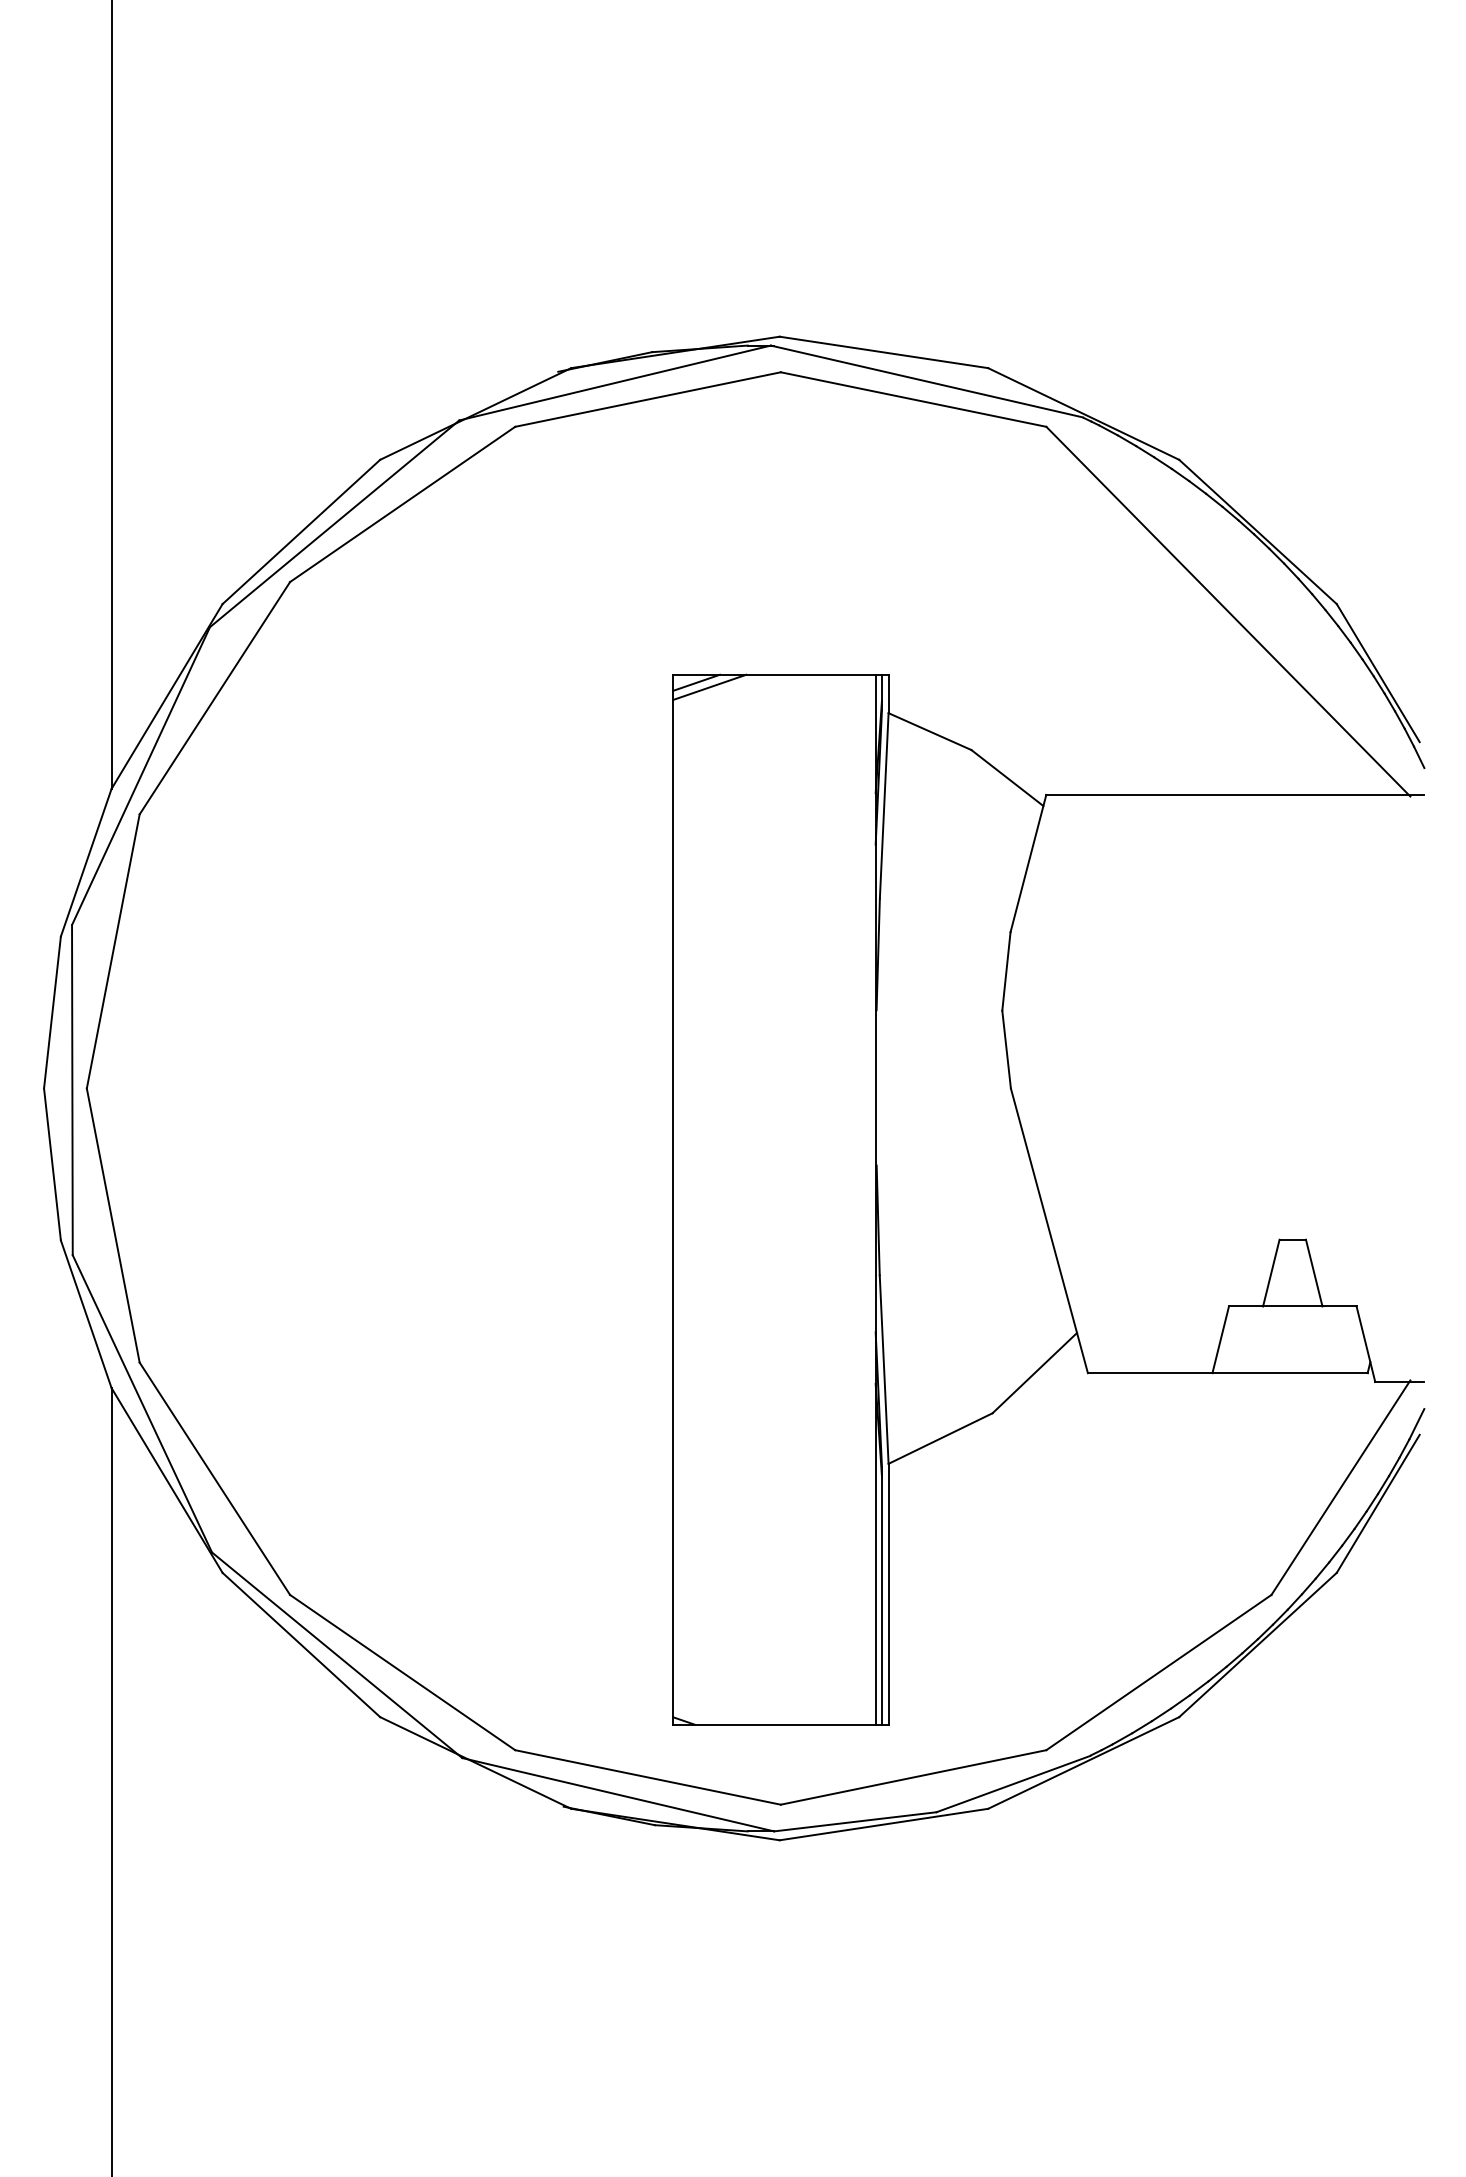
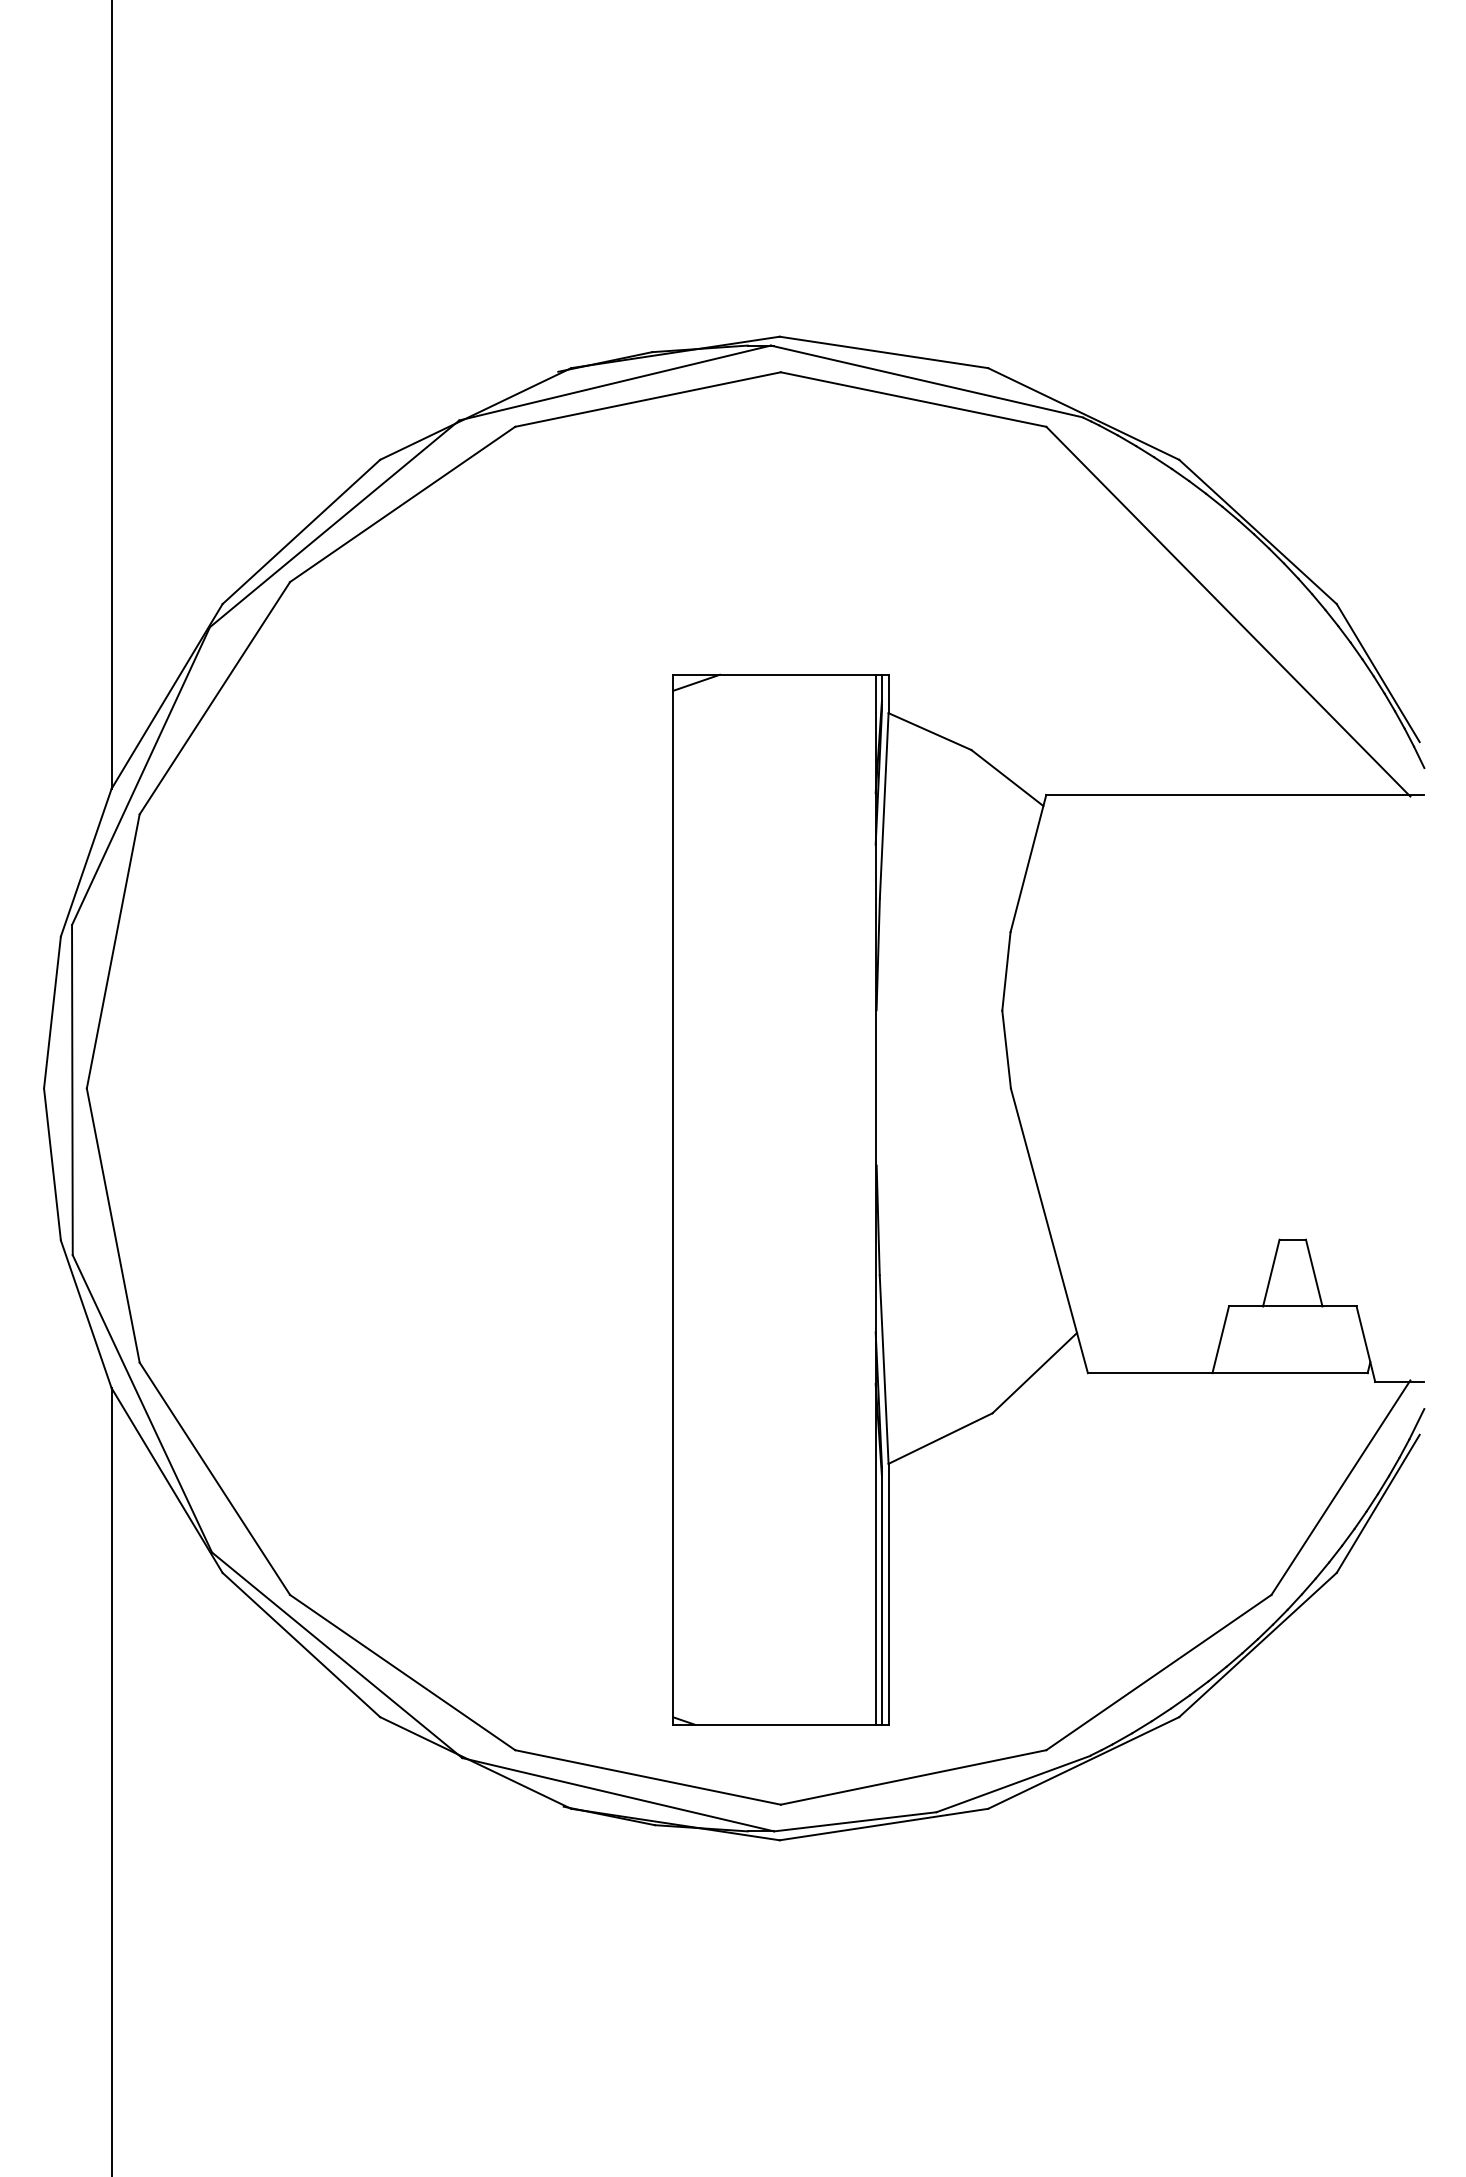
line: present -> none (709, 687)
